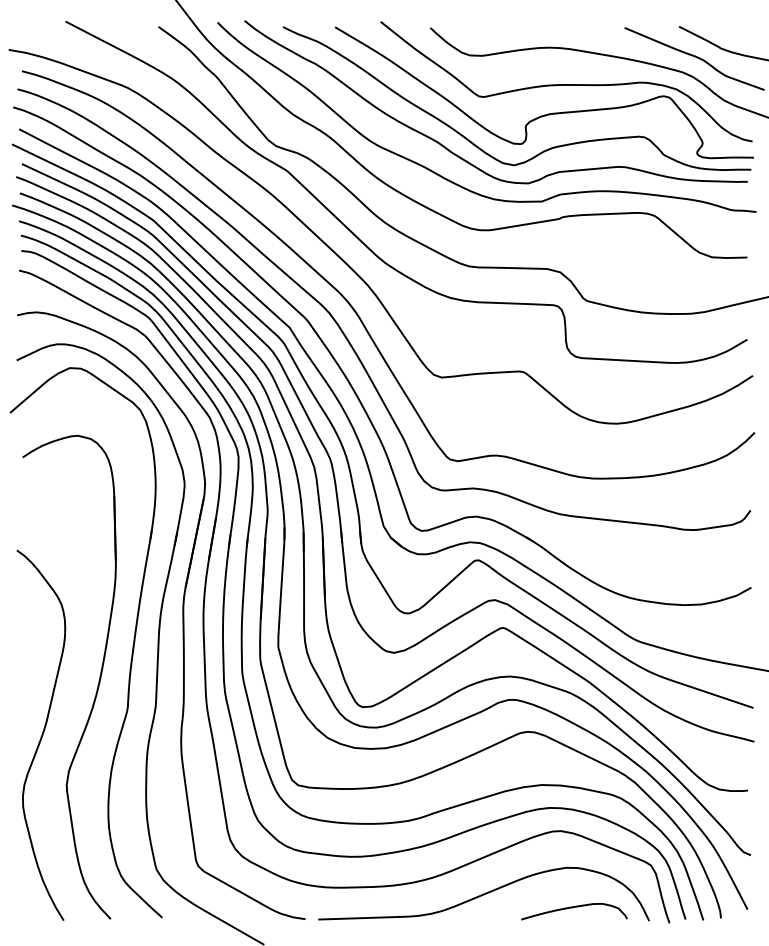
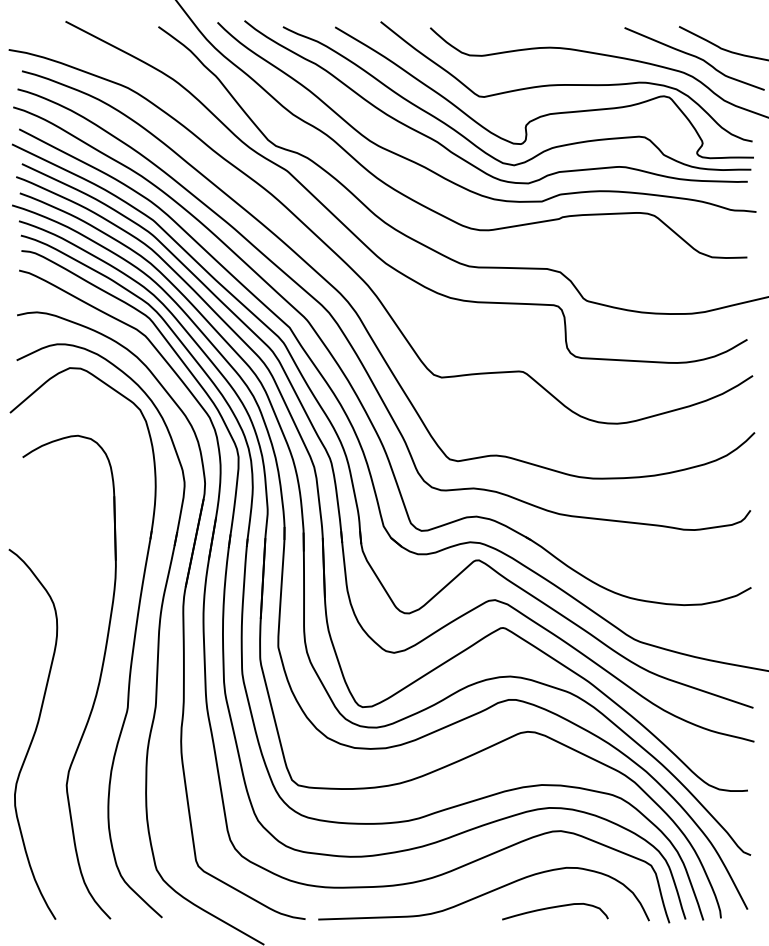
curve position: (41, 734) -> (33, 733) (33, 733)
curve position: (572, 908) -> (553, 908) (553, 908)
